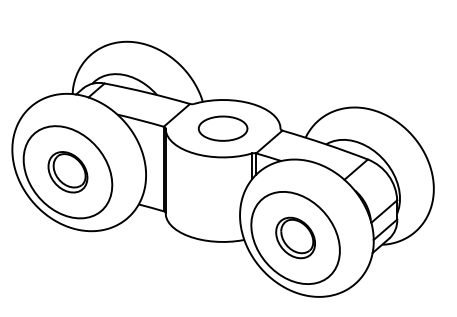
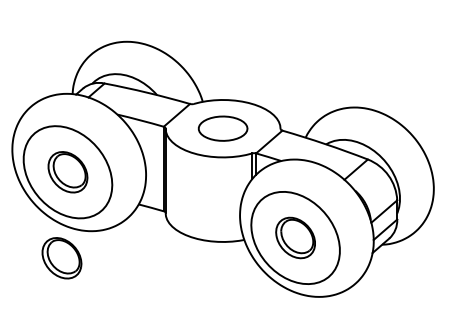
part: none -> present (61, 258)
